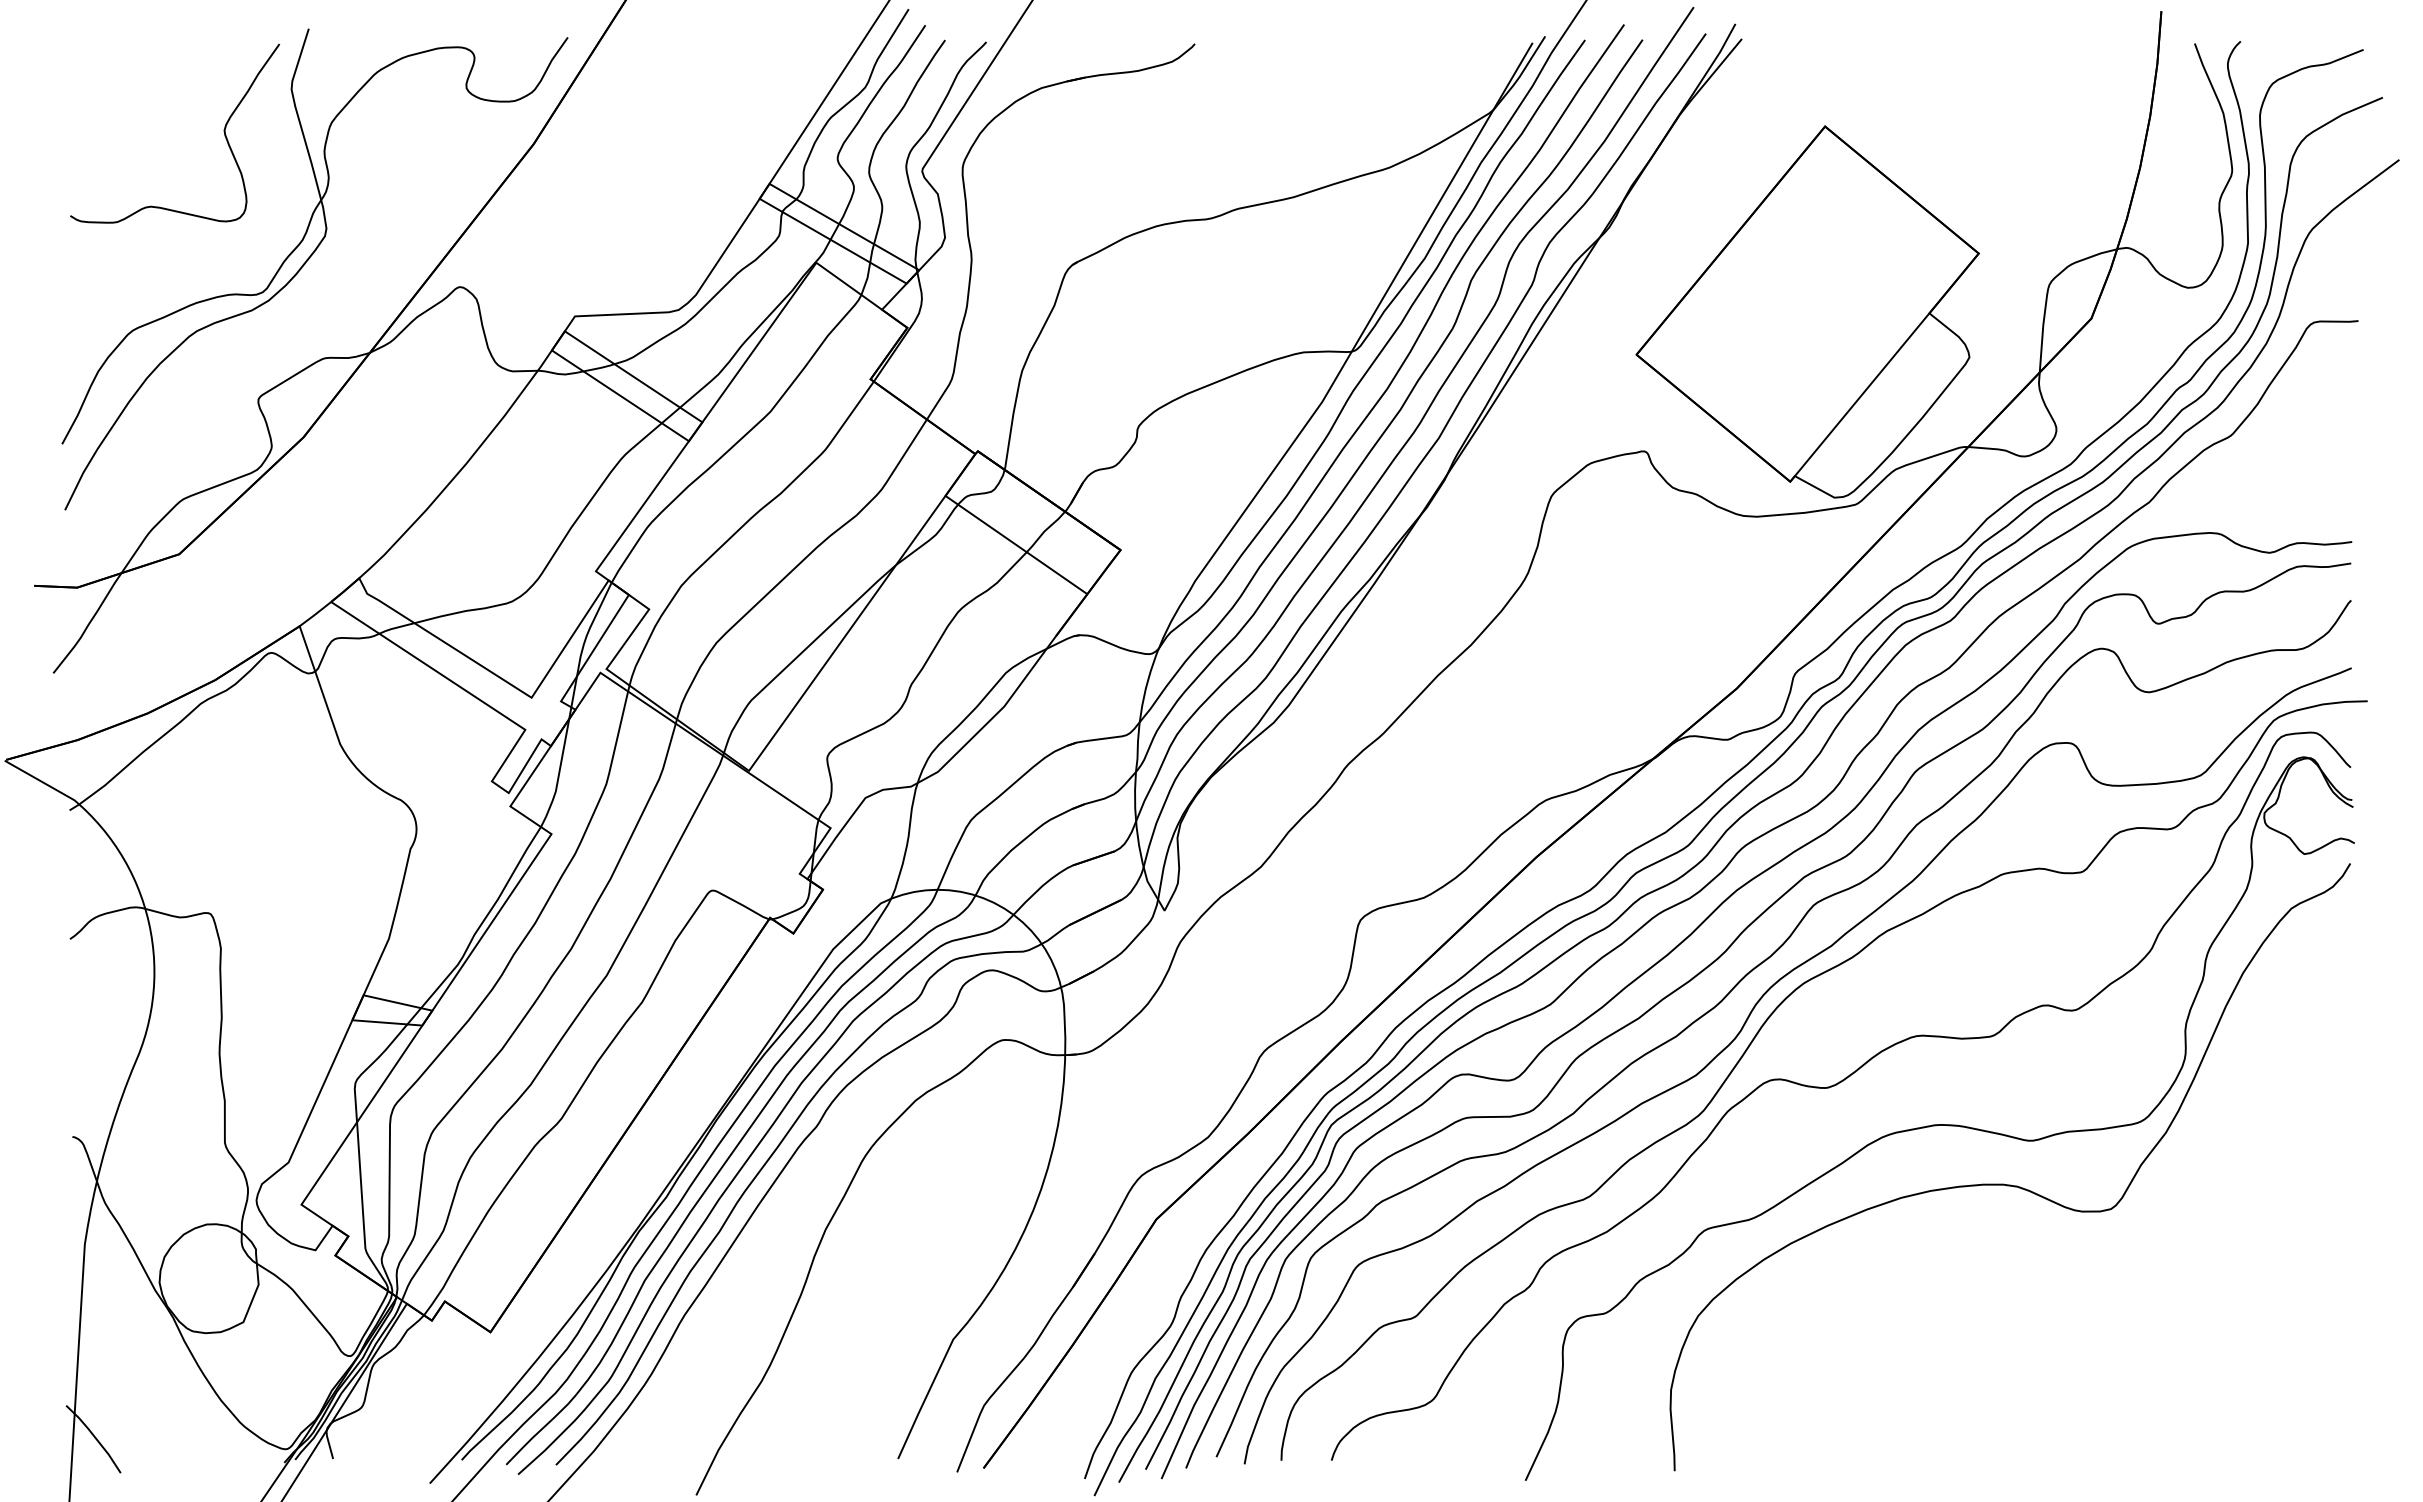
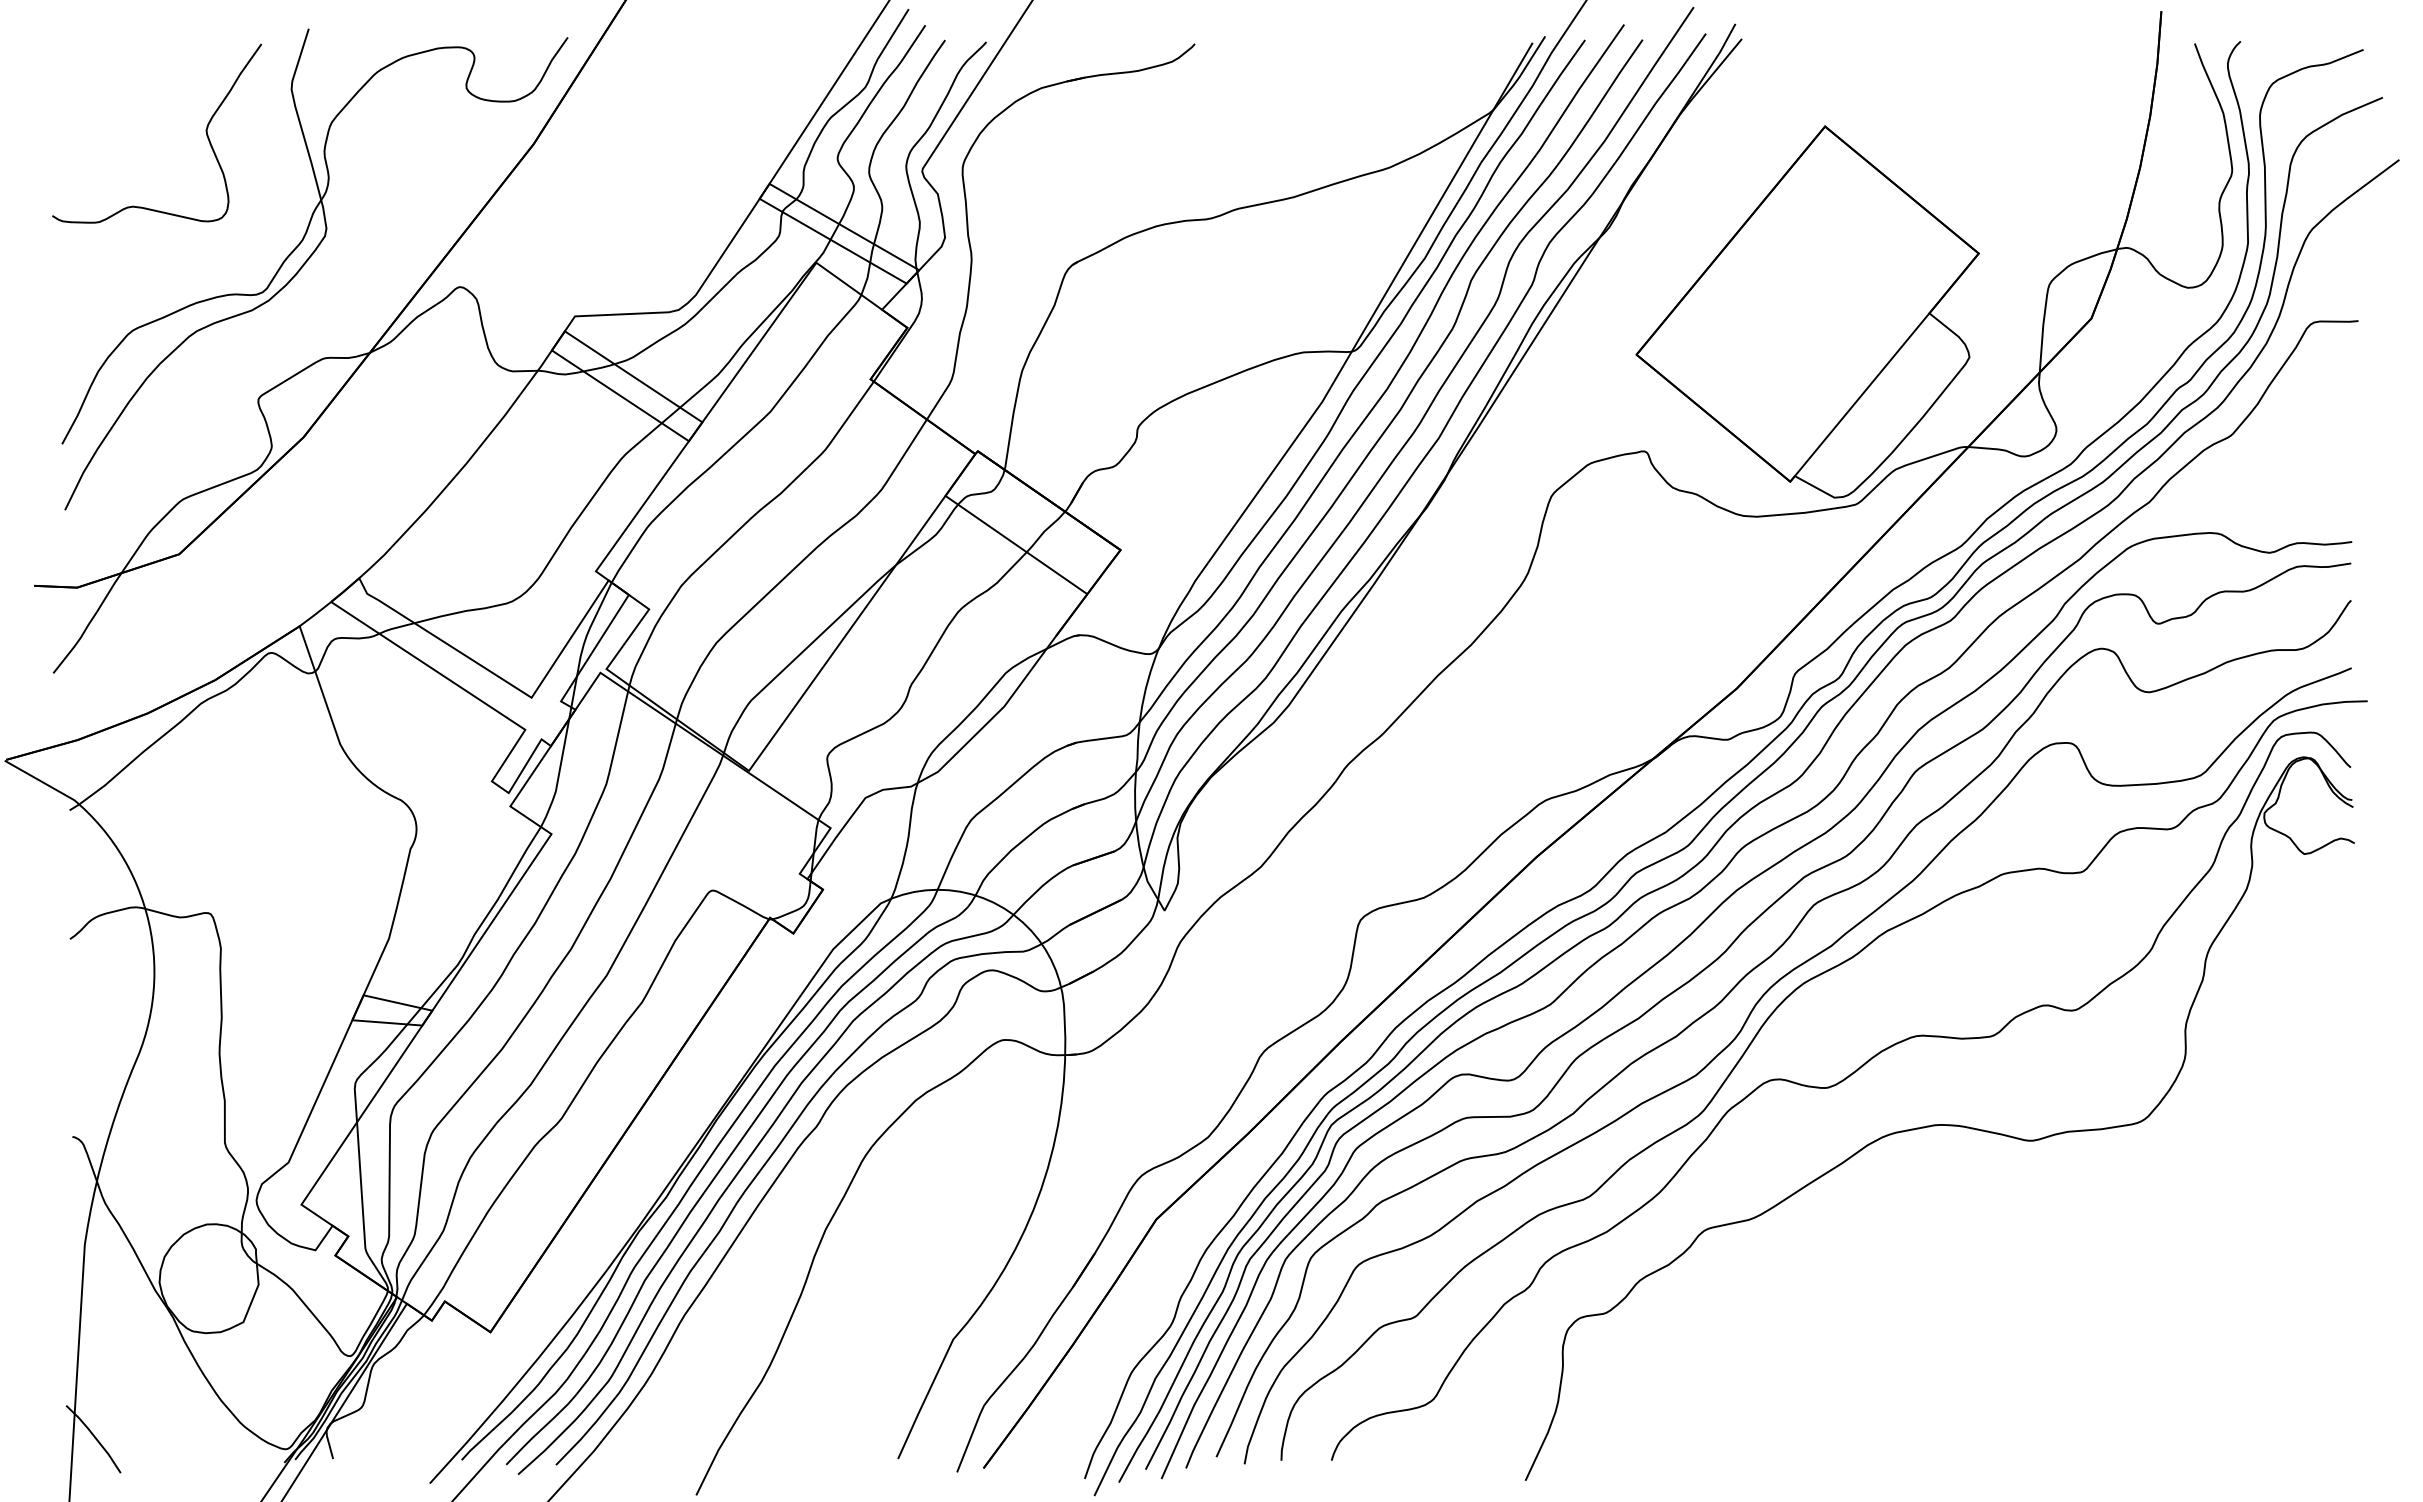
curve position: (223, 131) -> (205, 131) (205, 131)
curve: present -> none (2004, 1183)
